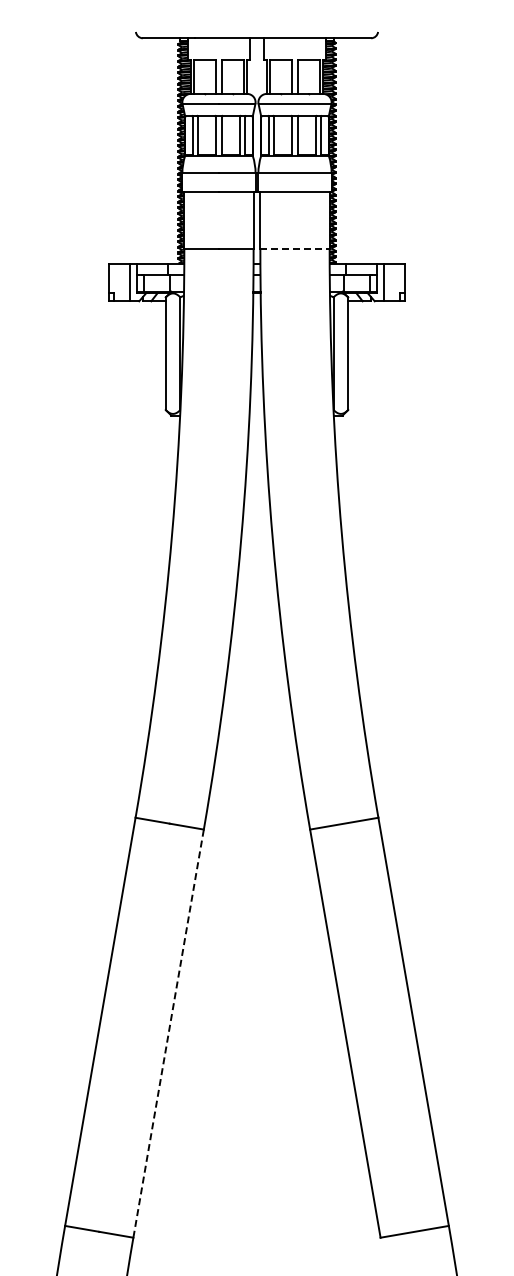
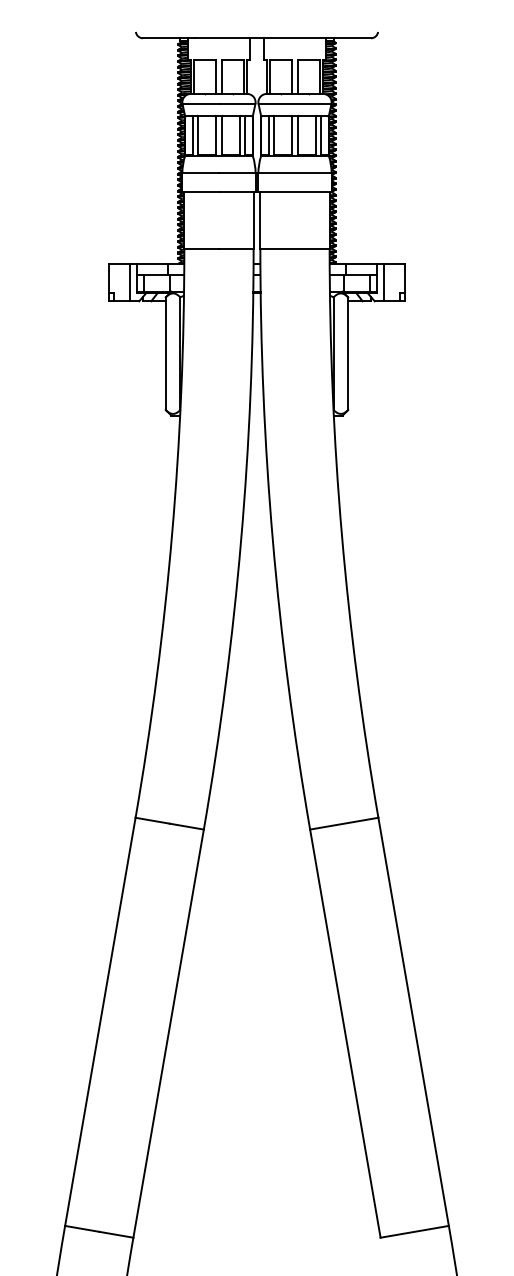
line: dashed -> solid (295, 248)
line: dashed -> solid (168, 1033)
